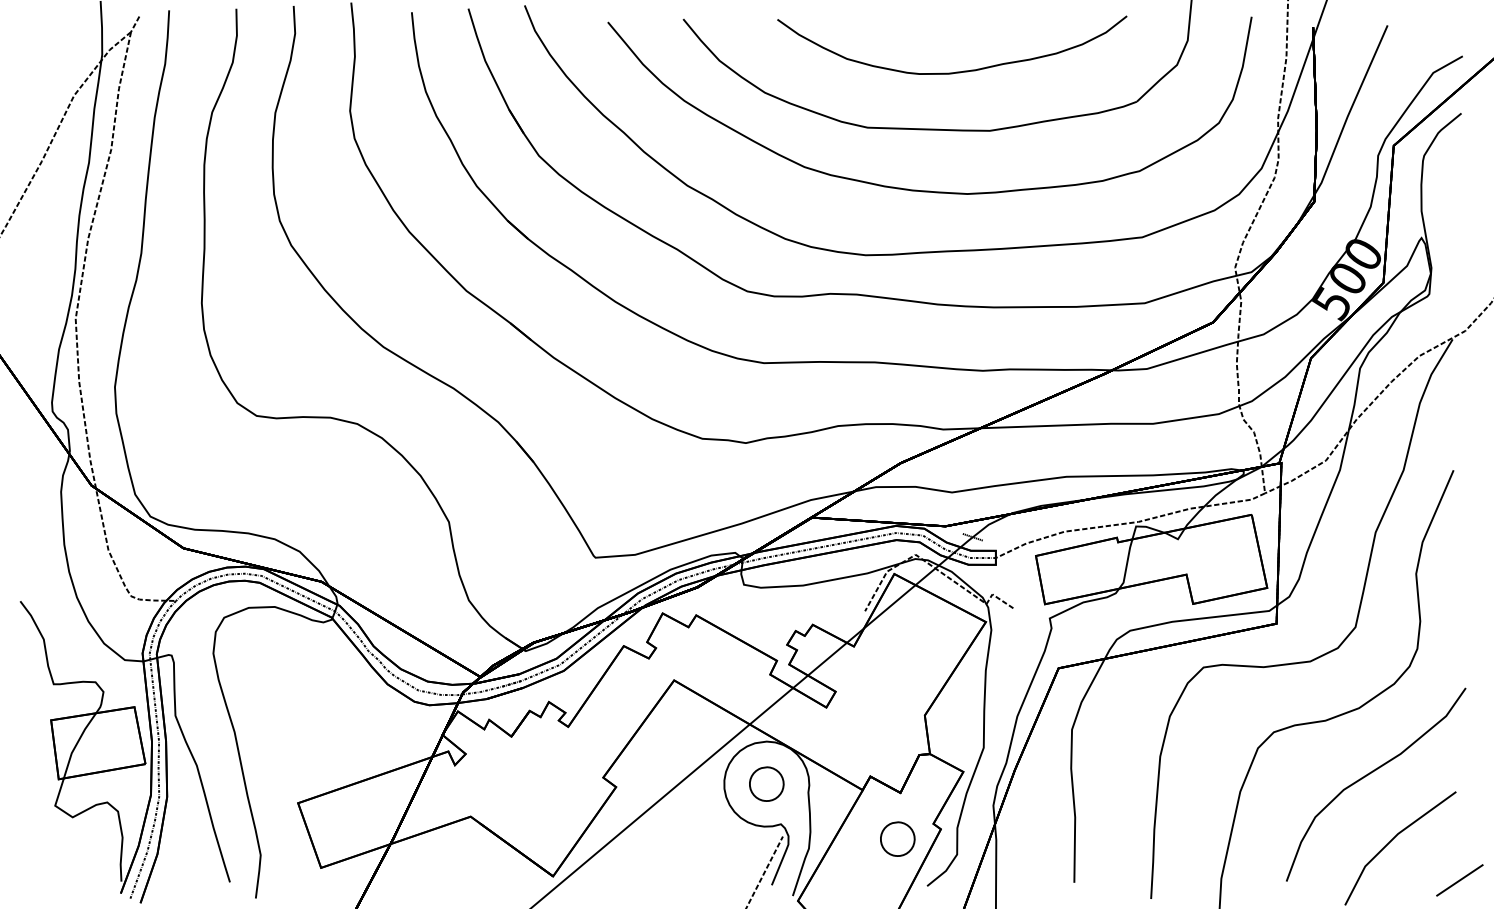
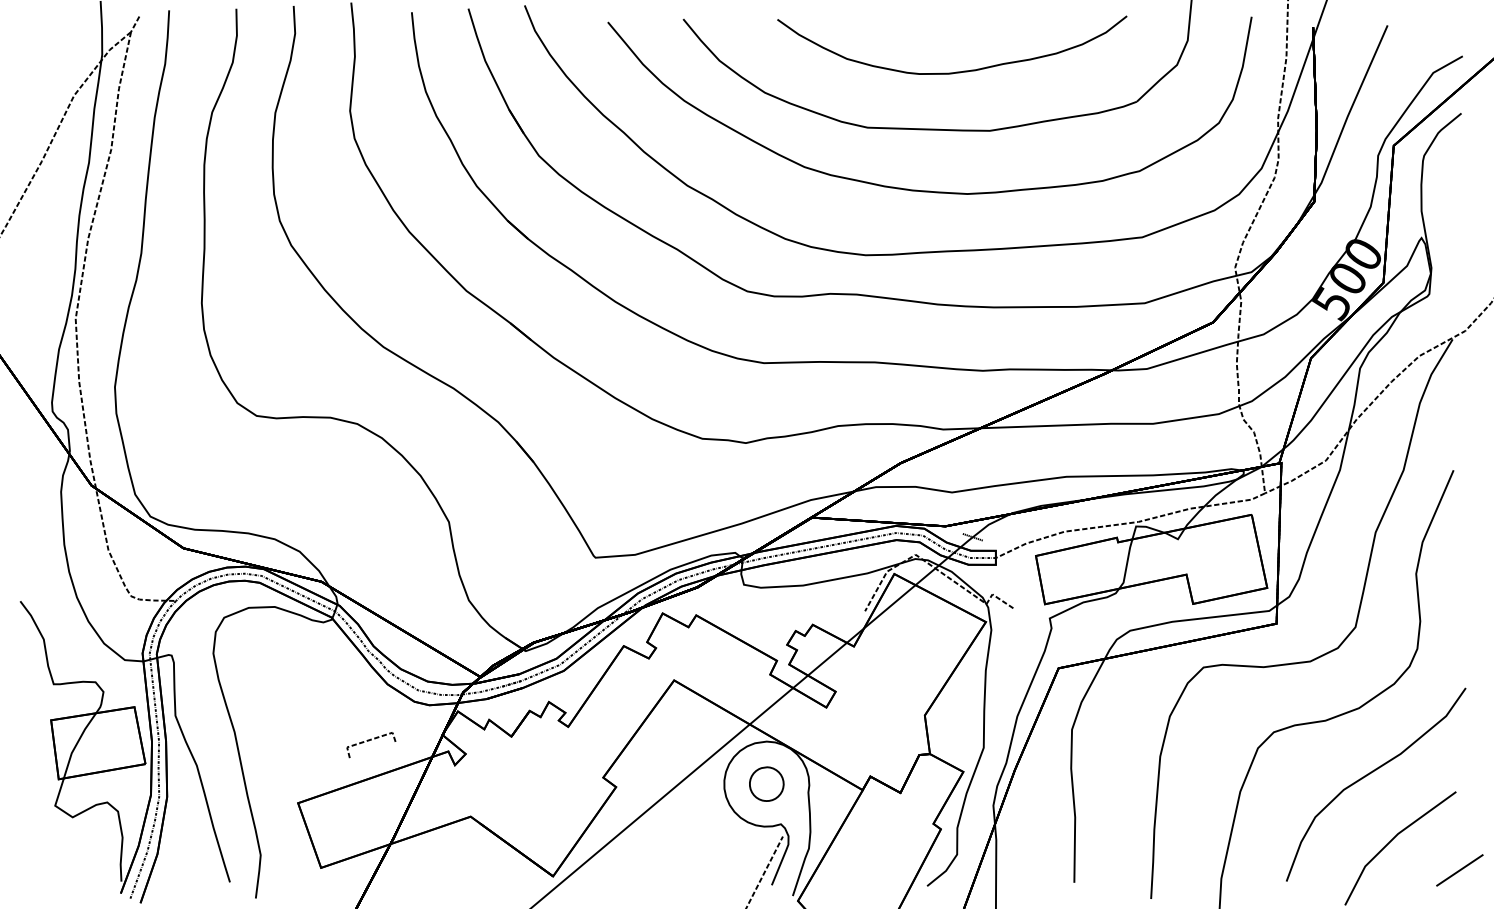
line: none -> present (369, 741)
part: present -> none (897, 838)
line position: (1459, 880) -> (1459, 870) (1459, 870)
